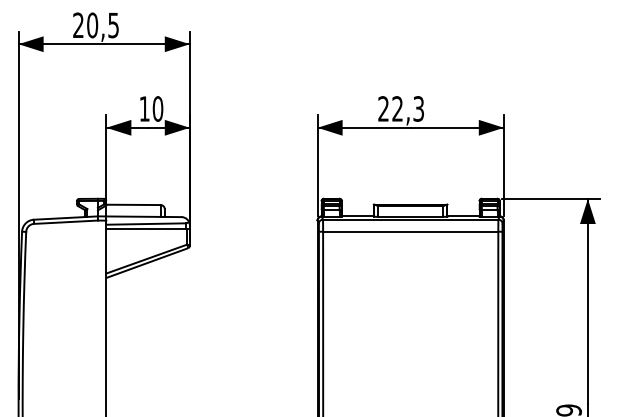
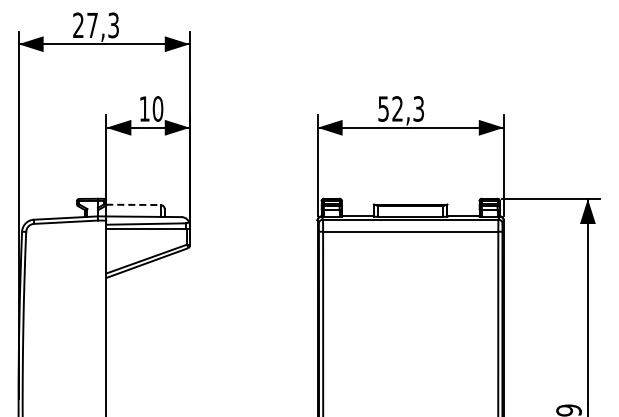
text: 20,5 -> 27,3 (102, 25)
text: 22,3 -> 52,3 (383, 108)
line: solid -> dashed (133, 204)
